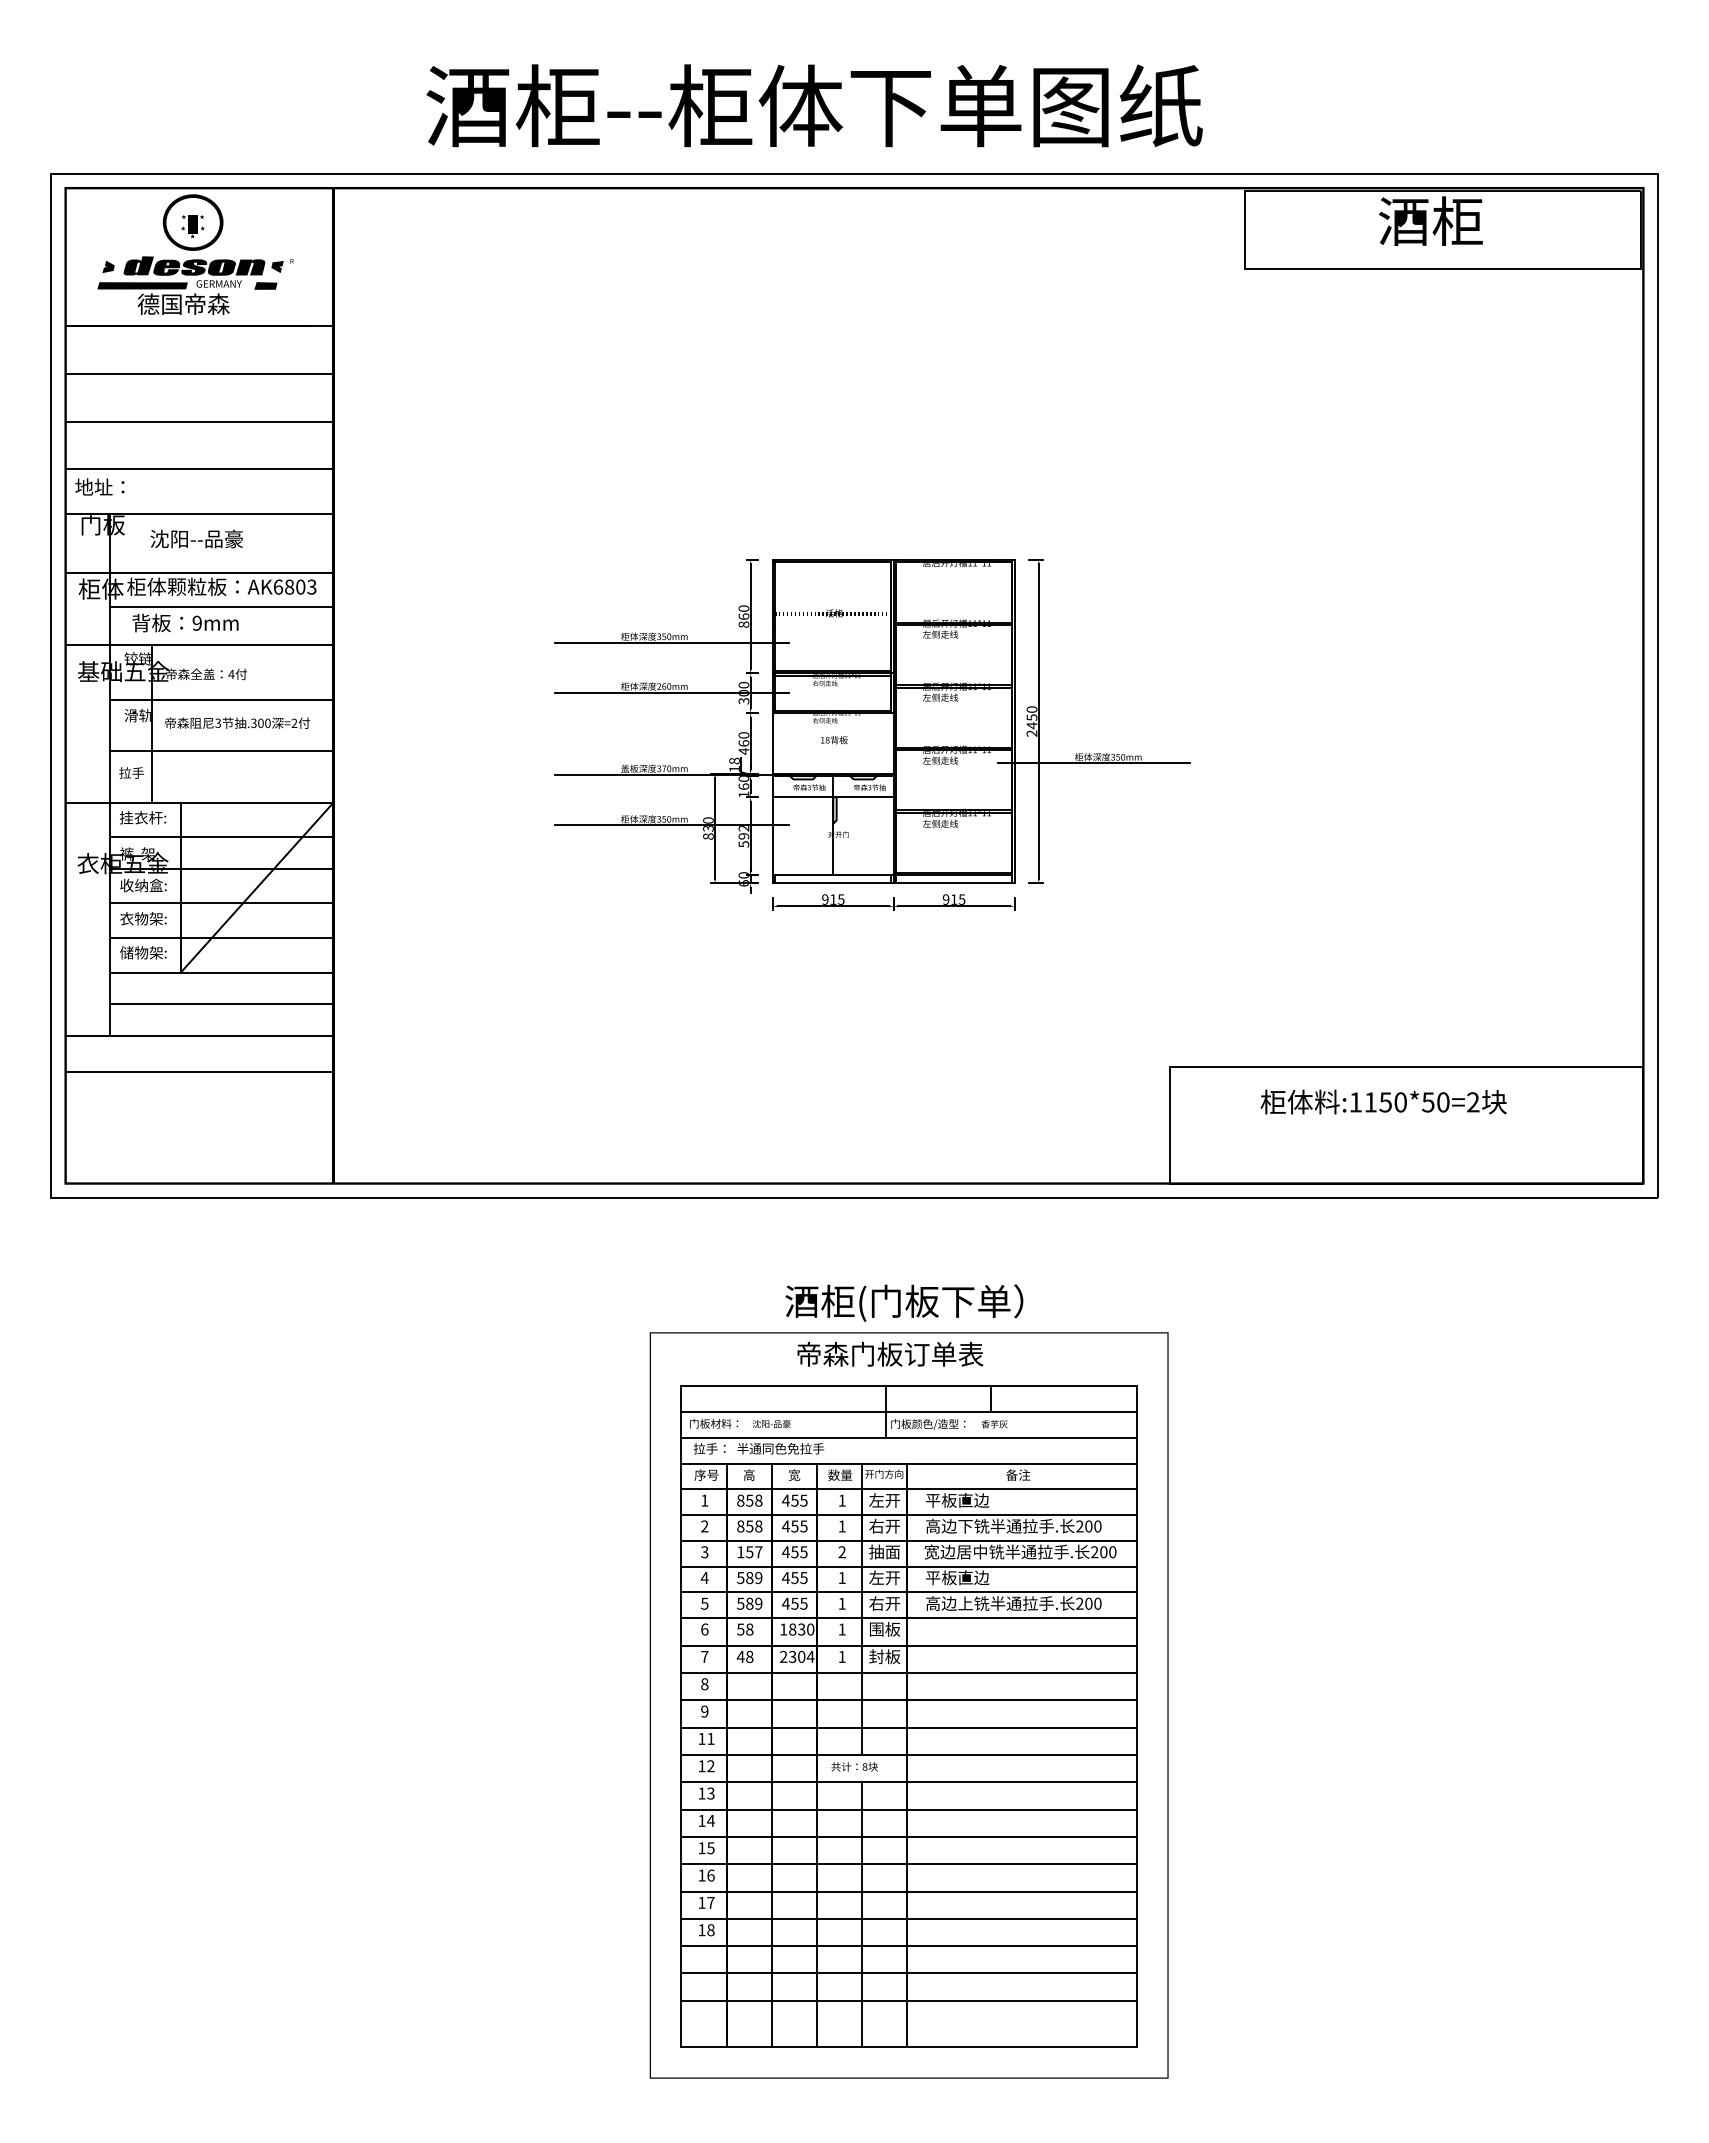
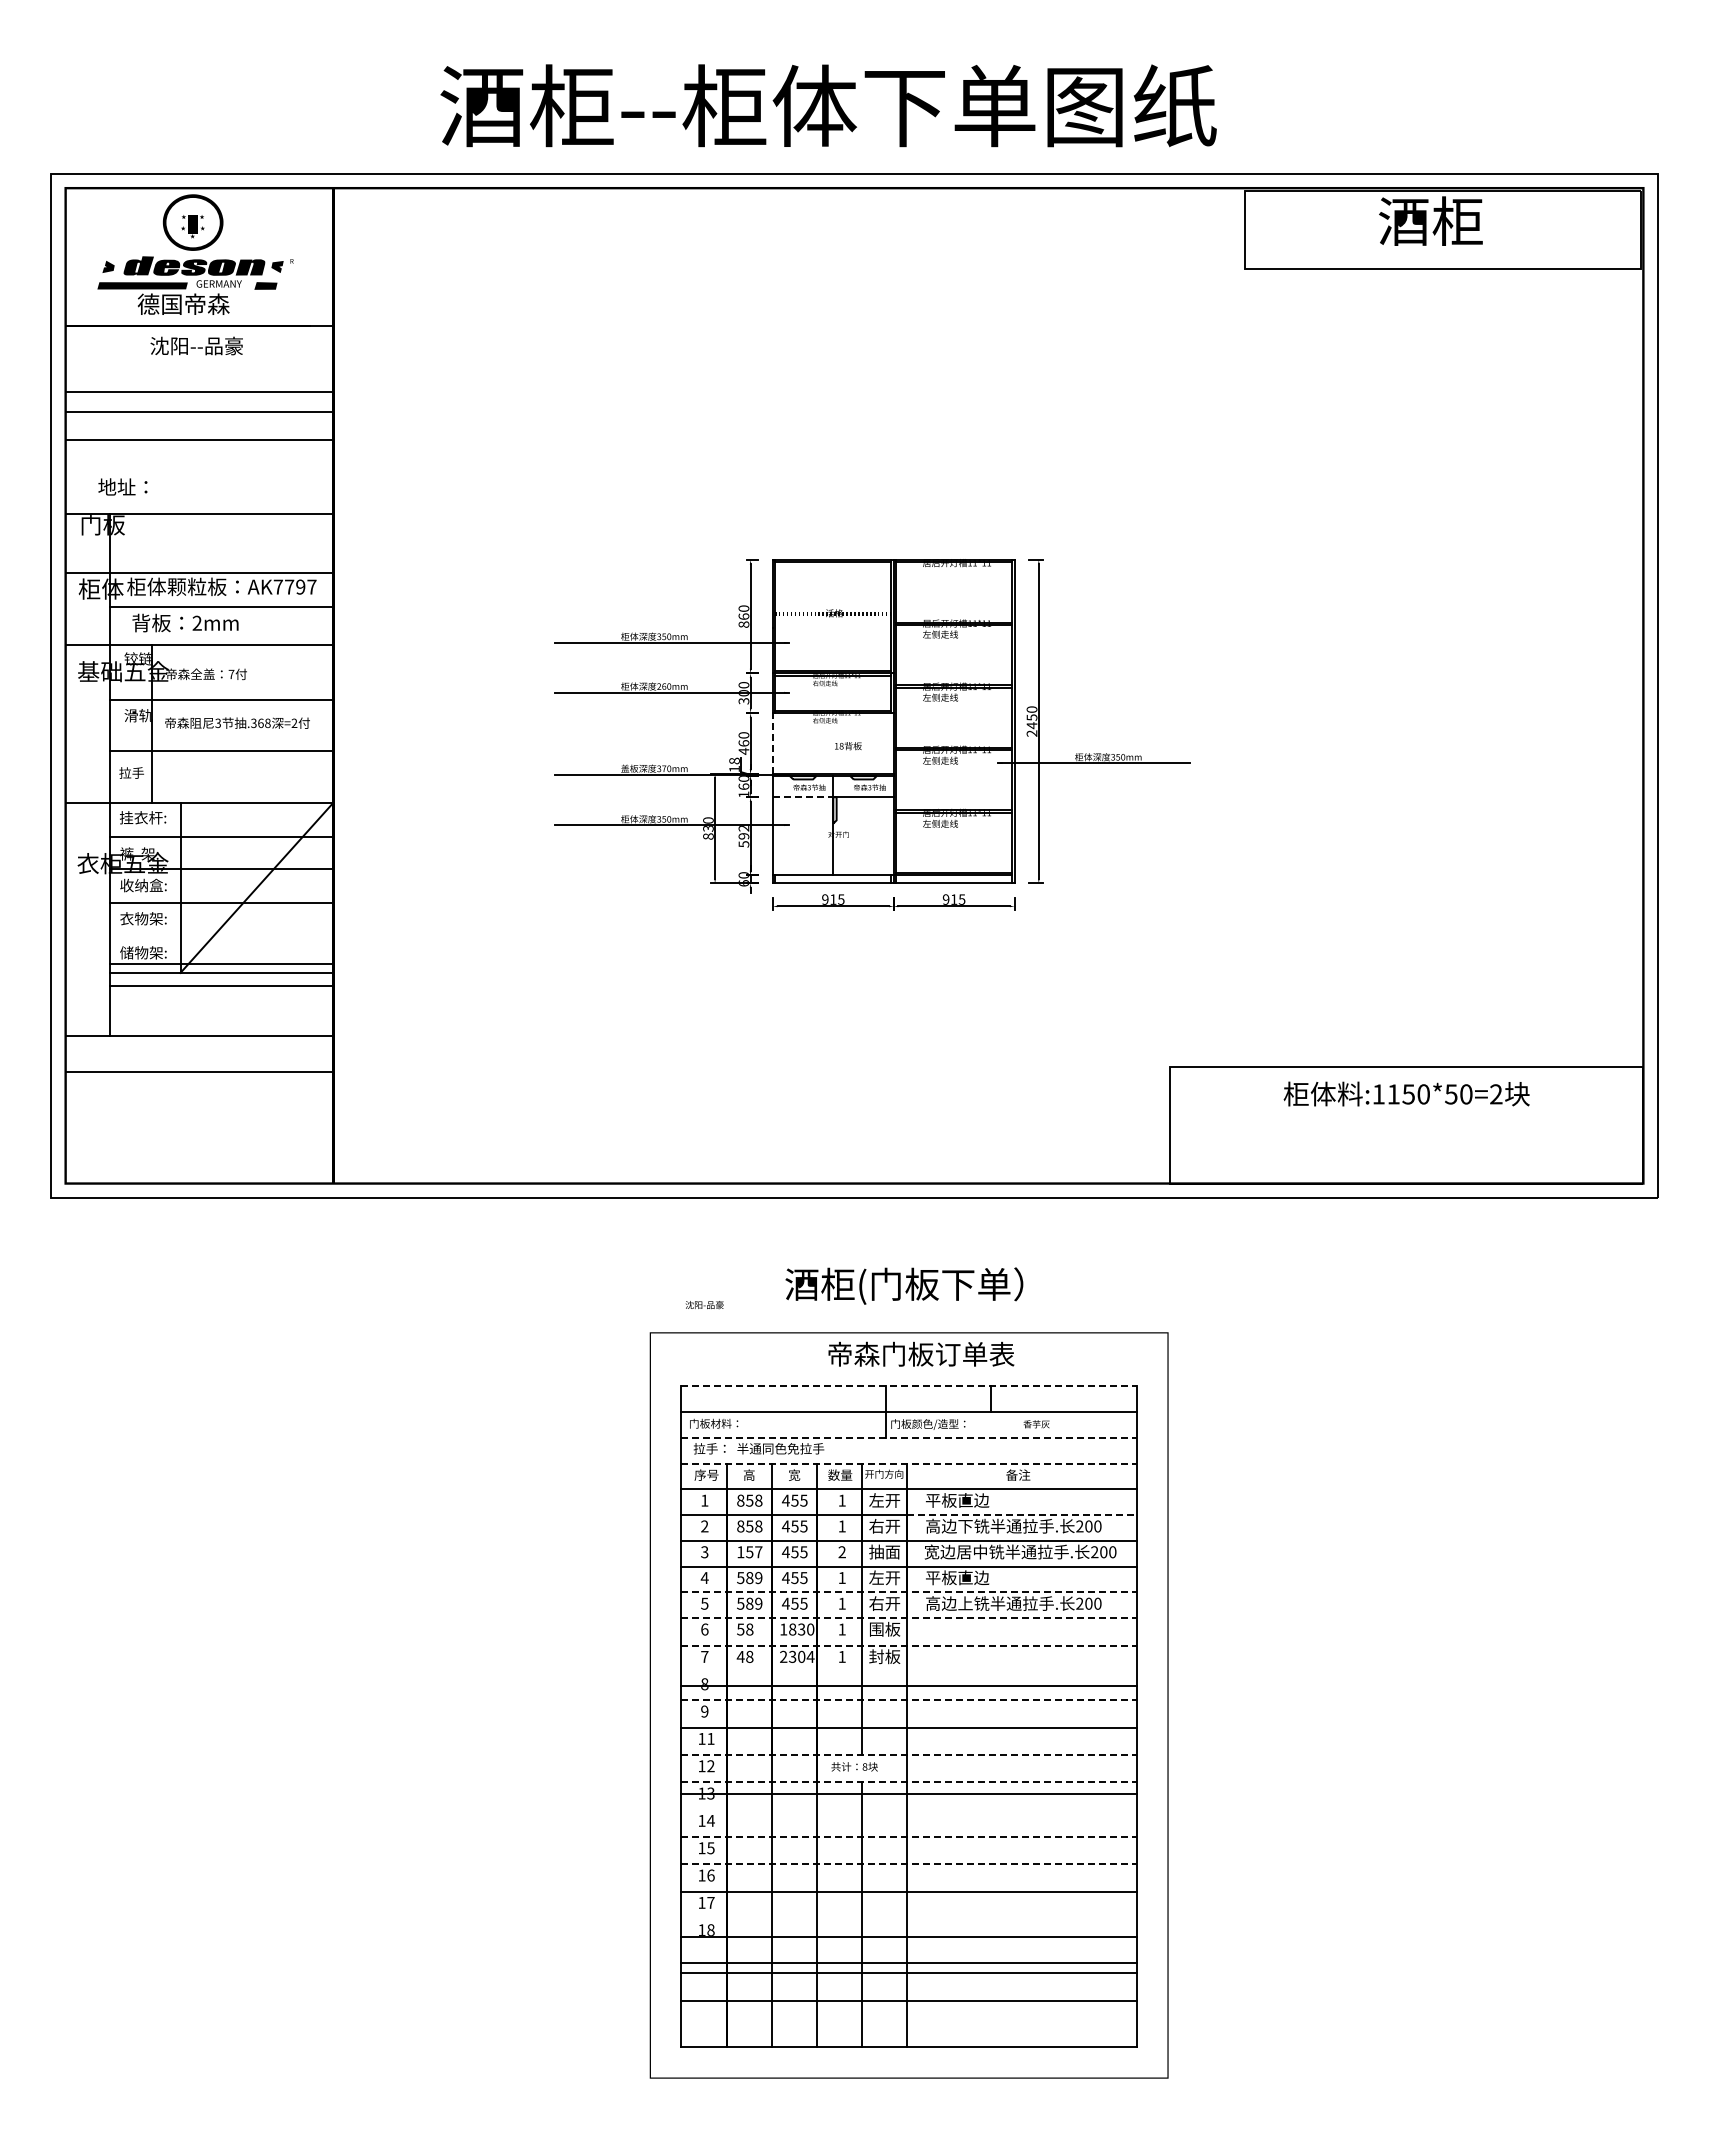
text position: (814, 105) -> (828, 105) (828, 105)
line position: (199, 374) -> (199, 412) (199, 412)
line position: (200, 422) -> (200, 392) (200, 392)
line position: (199, 468) -> (199, 439) (199, 439)
text position: (99, 486) -> (122, 486) (122, 486)
text position: (196, 538) -> (196, 345) (196, 345)
text: AK6803 -> AK7797 (294, 586)
text: 9mm -> 2mm (196, 623)
text: 4 -> 7 (231, 673)
text: .300 -> .368 (264, 722)
text position: (834, 740) -> (848, 746) (848, 746)
line: solid -> dashed (772, 742)
line: solid -> dashed (803, 797)
line position: (221, 938) -> (221, 964) (221, 964)
line position: (221, 1004) -> (221, 986) (221, 986)
text position: (1383, 1101) -> (1406, 1093) (1406, 1093)
text position: (904, 1302) -> (904, 1285) (904, 1285)
text position: (890, 1353) -> (921, 1353) (921, 1353)
line: solid -> dashed (909, 1386)
text position: (771, 1424) -> (704, 1305) (704, 1305)
text position: (994, 1424) -> (1036, 1424) (1036, 1424)
line: solid -> dashed (909, 1437)
line: solid -> dashed (909, 1463)
line: solid -> dashed (1022, 1515)
line: solid -> dashed (909, 1592)
line: solid -> dashed (909, 1618)
line: solid -> dashed (909, 1645)
line position: (908, 1672) -> (908, 1685) (908, 1685)
line: solid -> dashed (909, 1700)
line: solid -> dashed (909, 1754)
line: solid -> dashed (909, 1782)
line position: (908, 1809) -> (908, 1793) (908, 1793)
line: solid -> dashed (909, 1836)
line: solid -> dashed (909, 1864)
line position: (908, 1918) -> (908, 1936) (908, 1936)
line position: (908, 1946) -> (908, 1963) (908, 1963)
